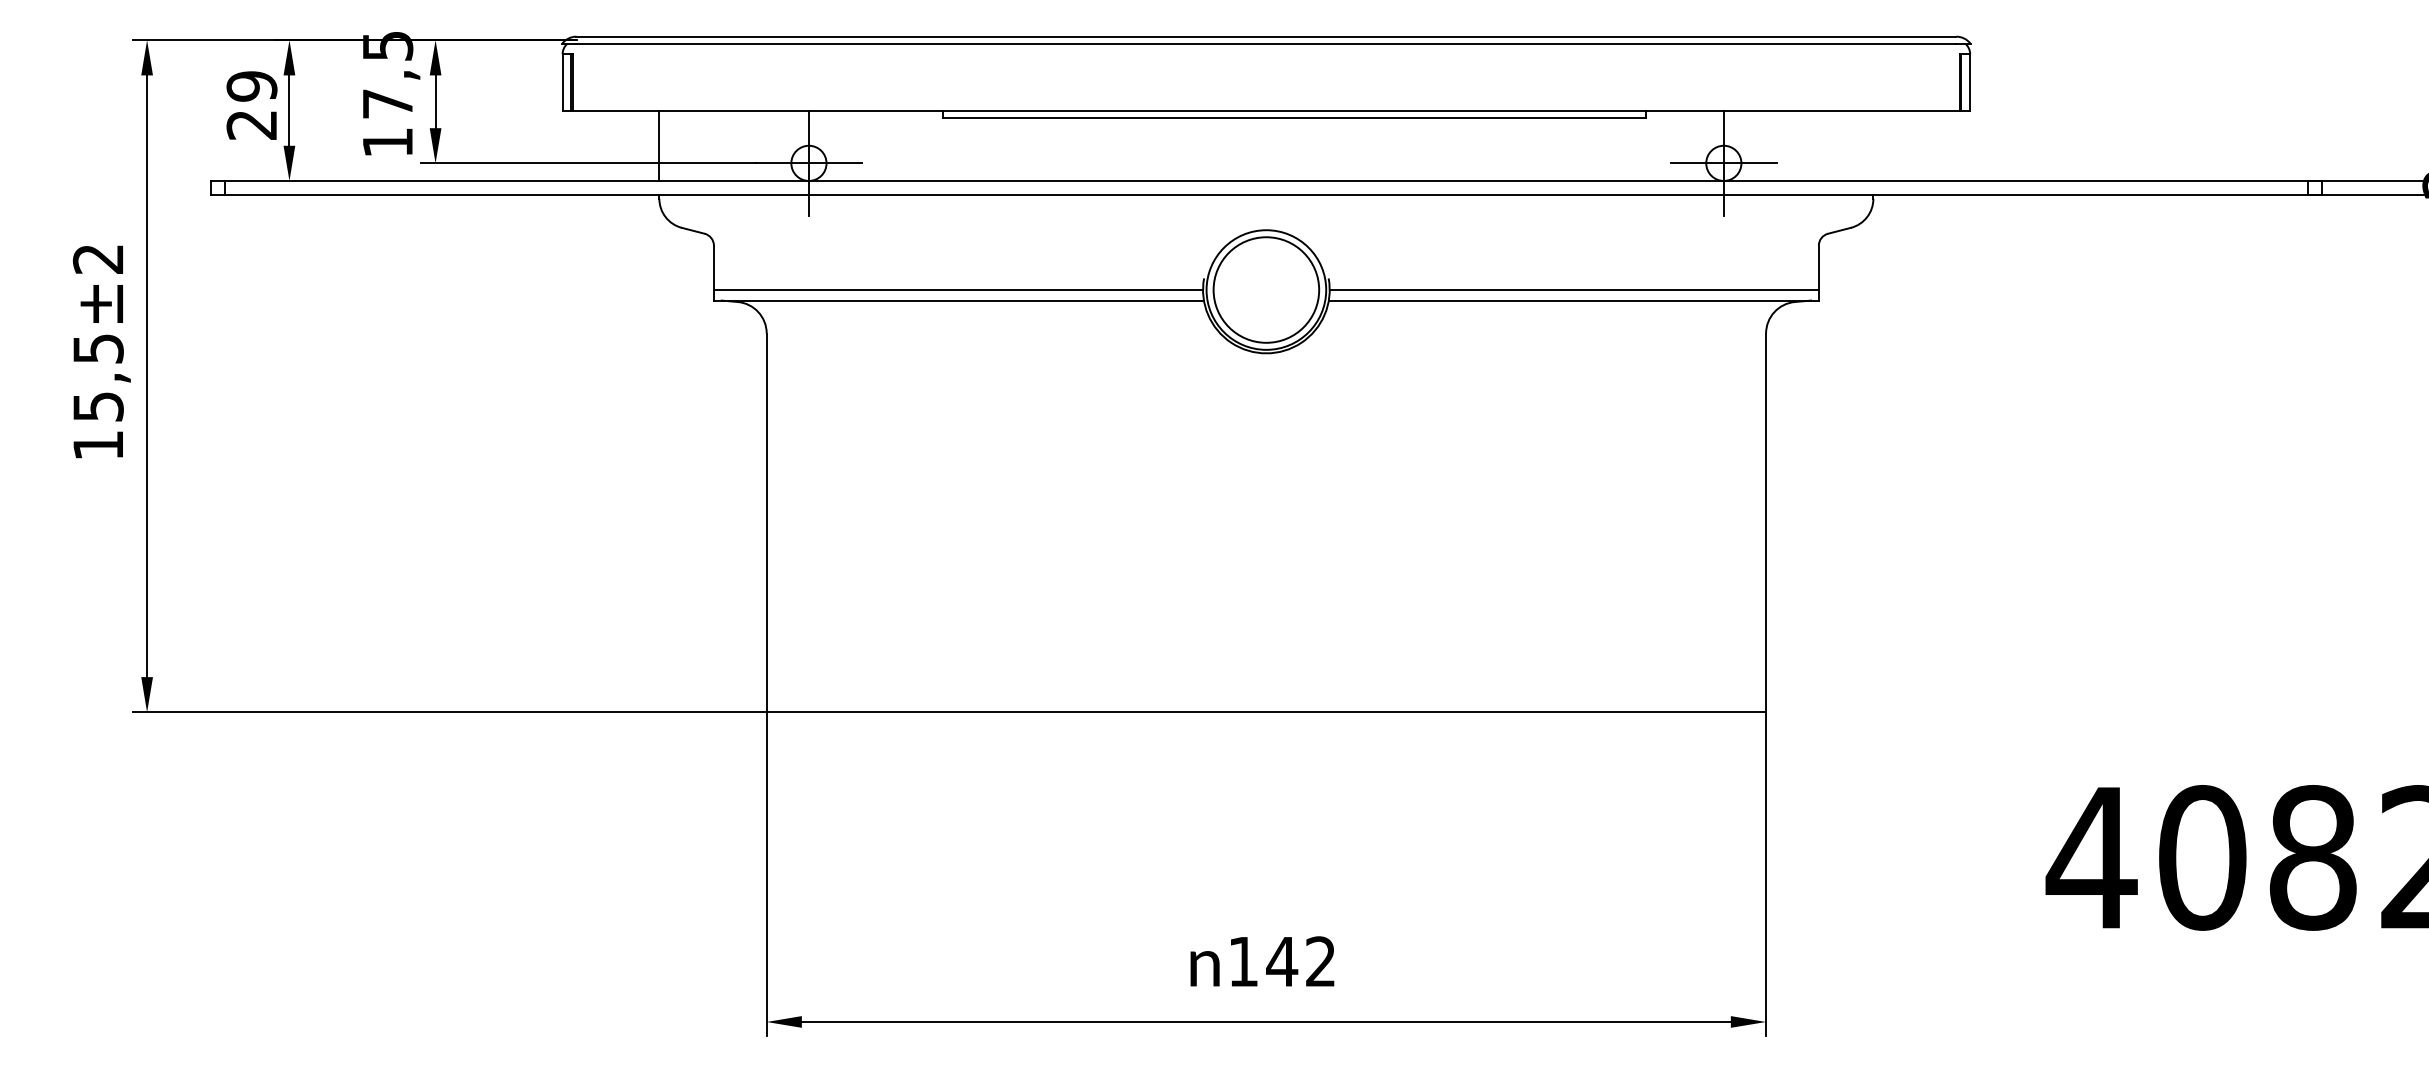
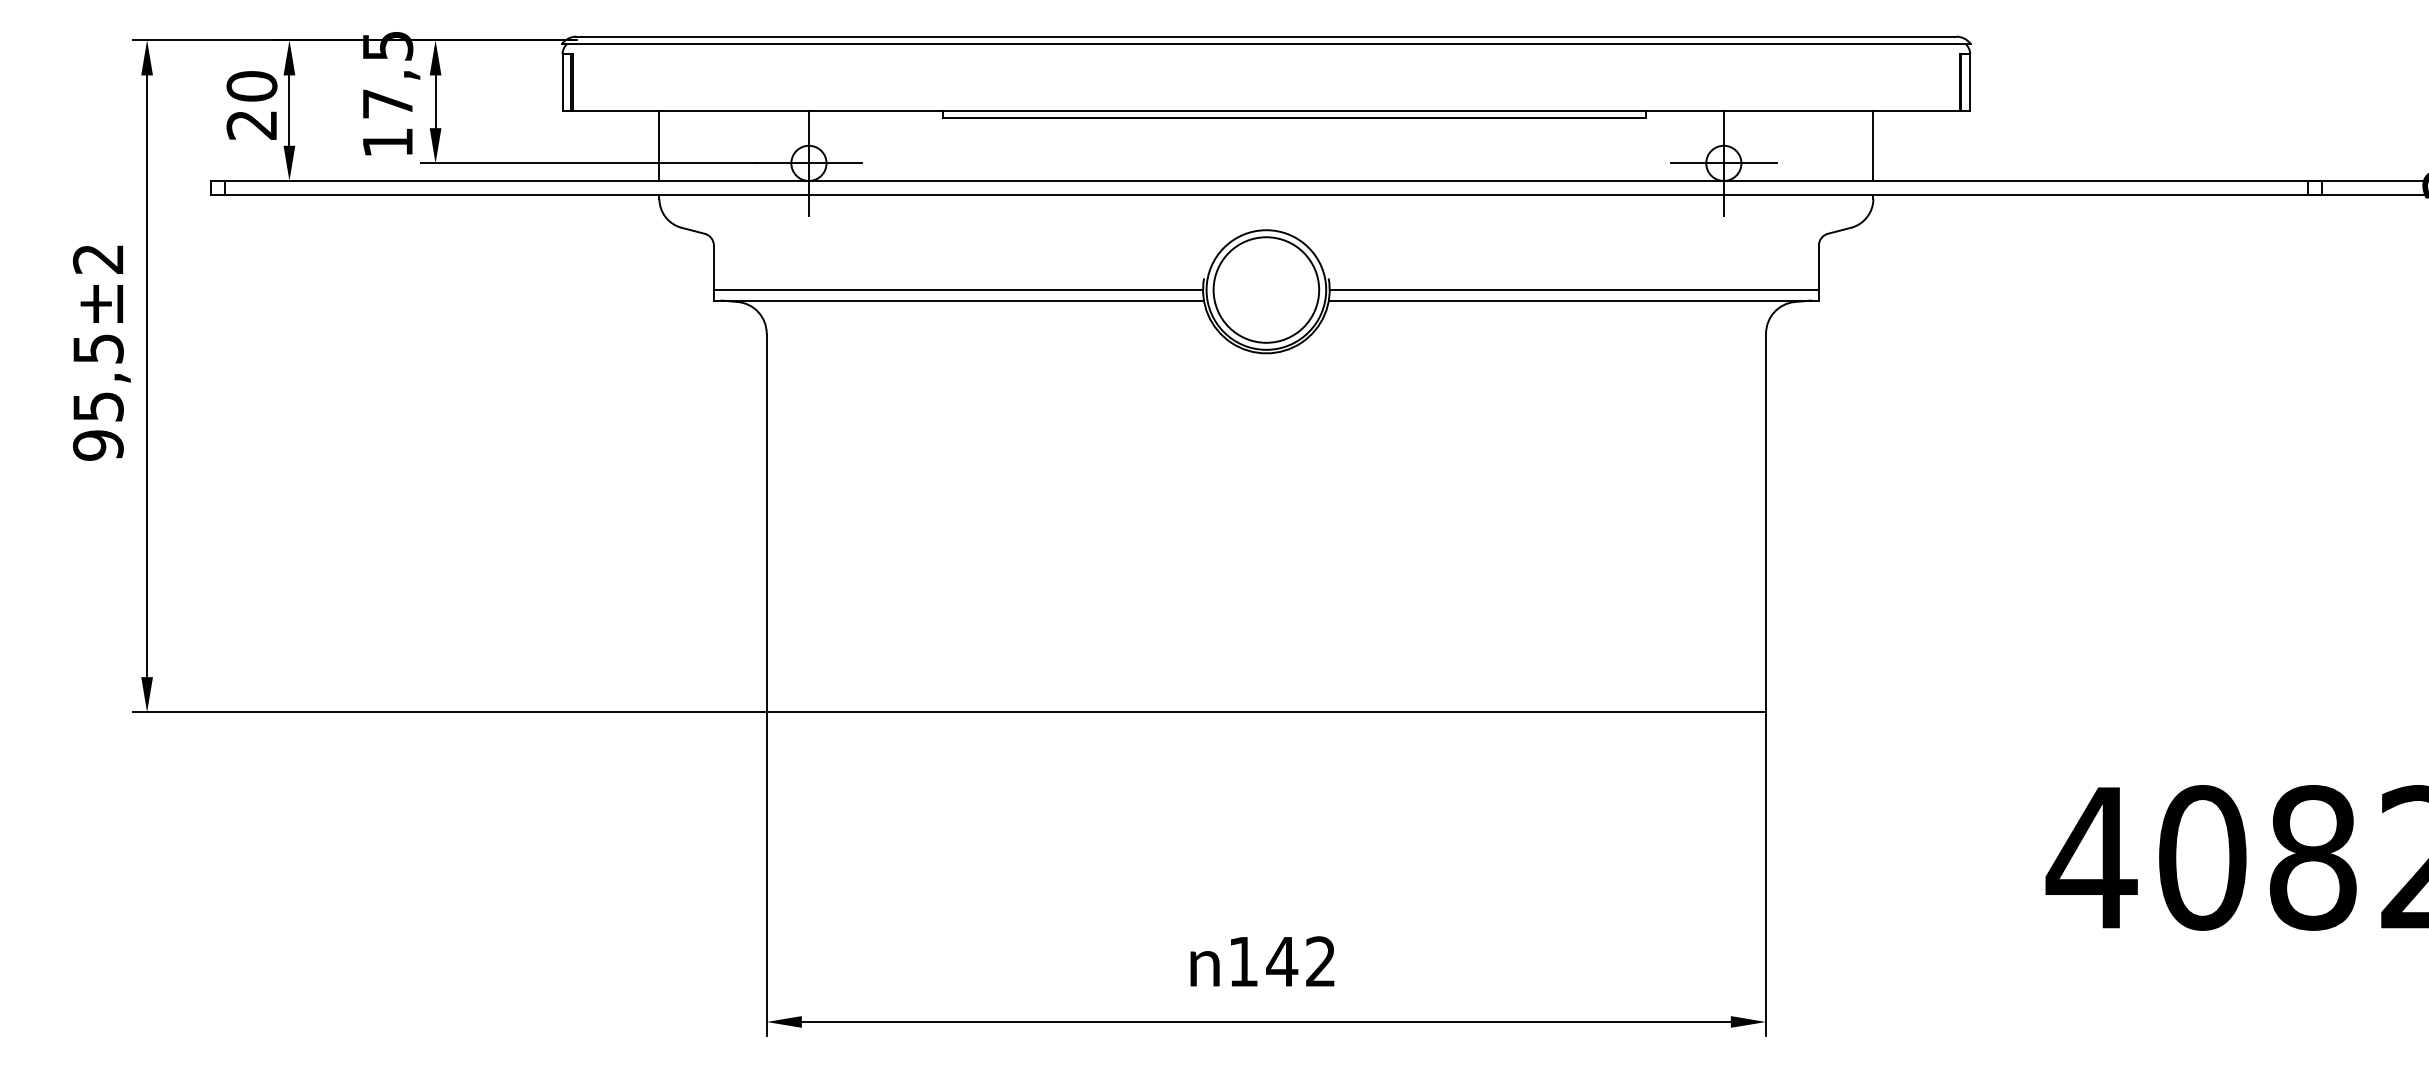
text: 29 -> 20 (251, 86)
line: none -> present (1873, 145)
text: 15,5 -> 95,5 (97, 445)
